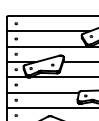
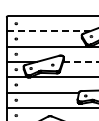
line: solid -> dashed (48, 31)
line: solid -> dashed (81, 62)
